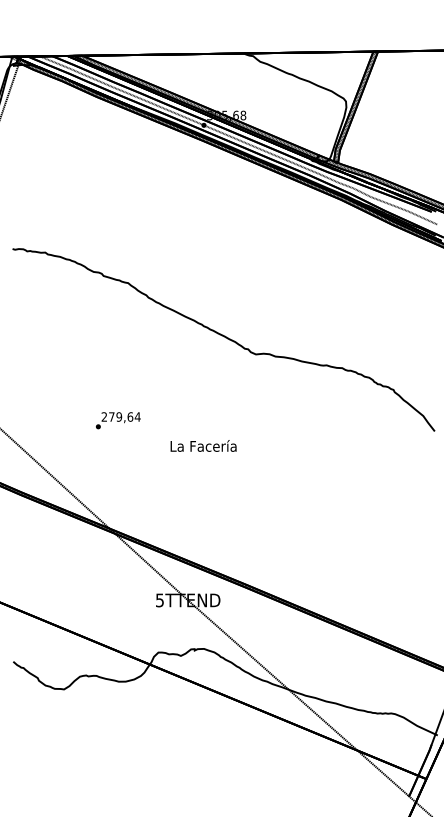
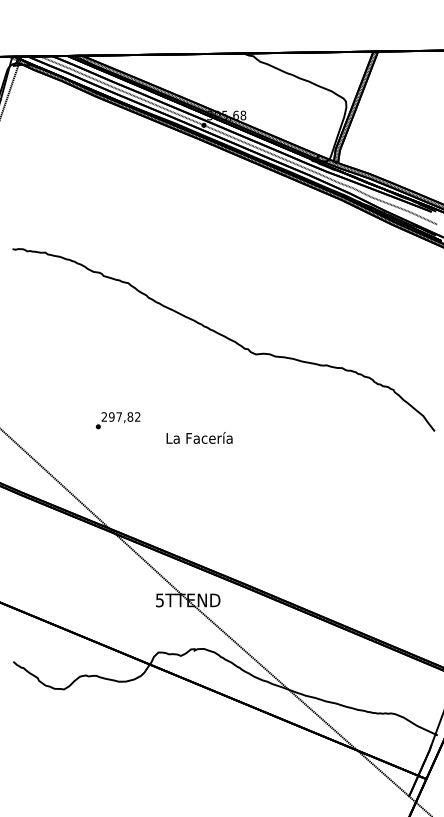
text: 279,64 -> 297,82 (124, 416)
text position: (203, 445) -> (199, 437) (199, 437)
